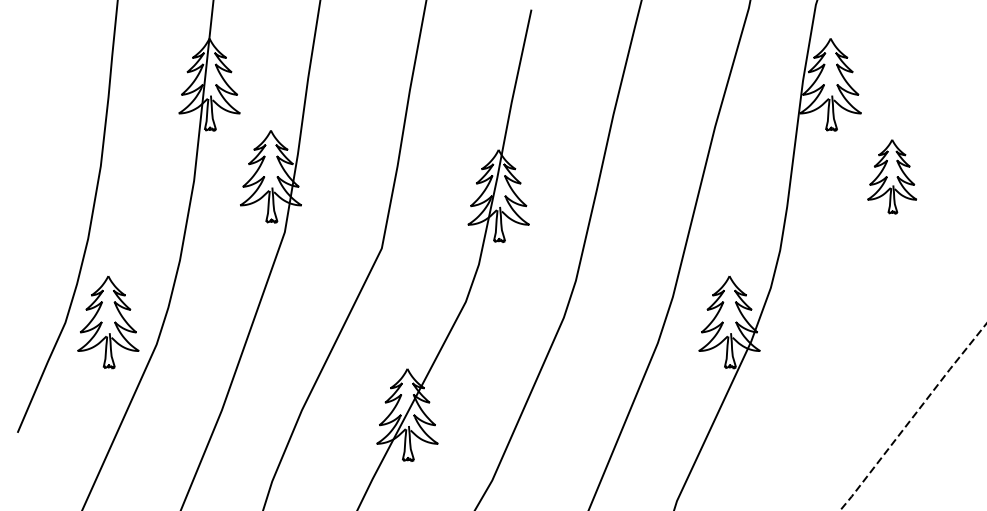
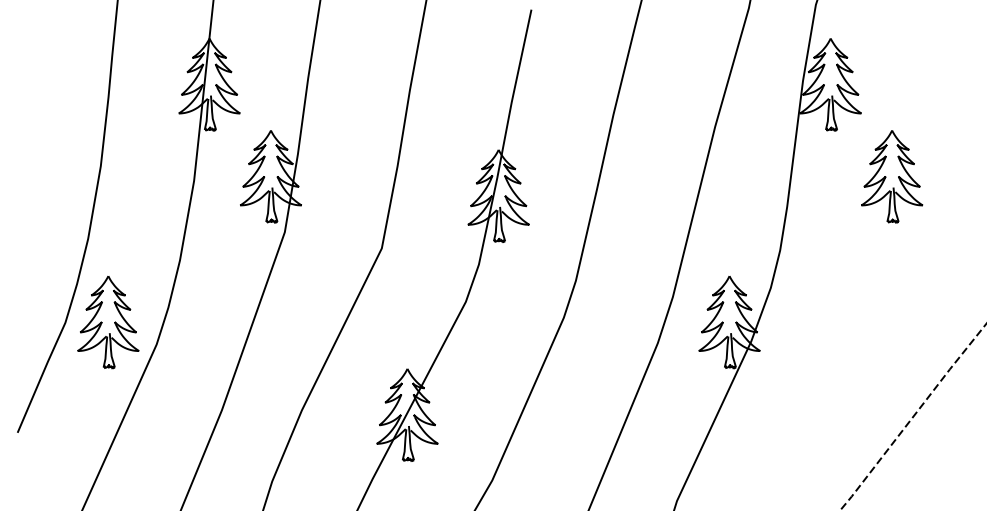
part size: 51x76 px -> 63x94 px (892, 176)
